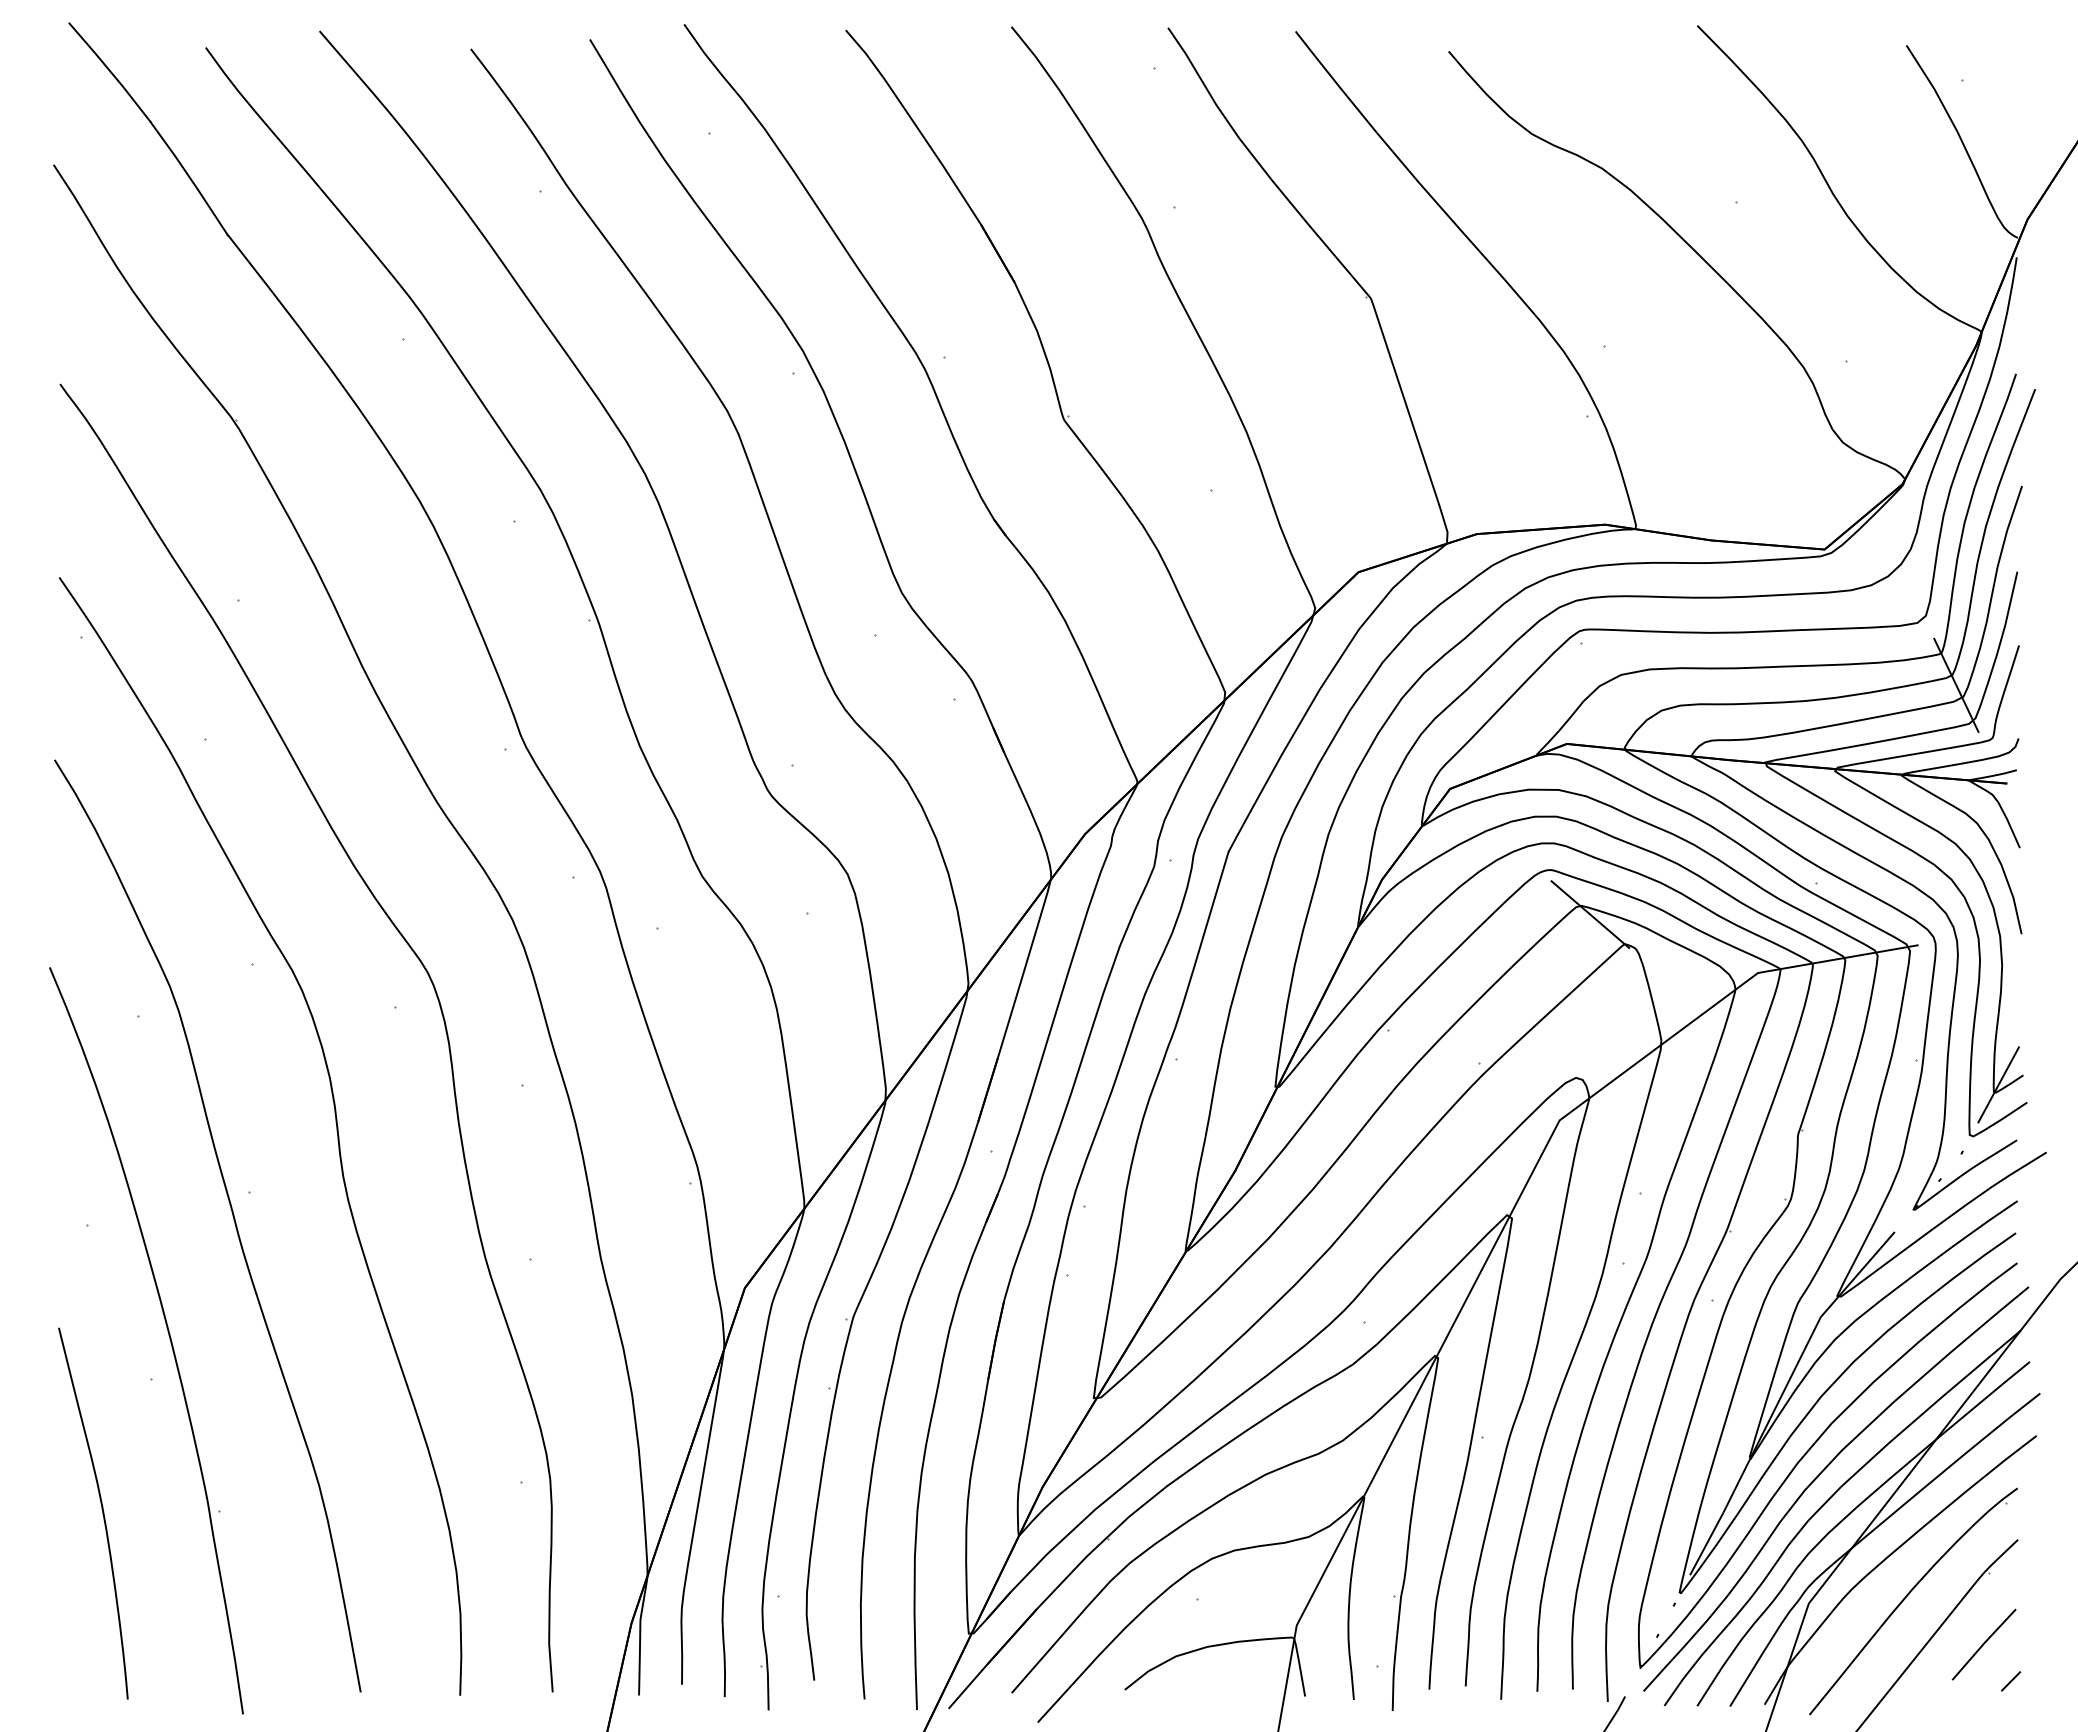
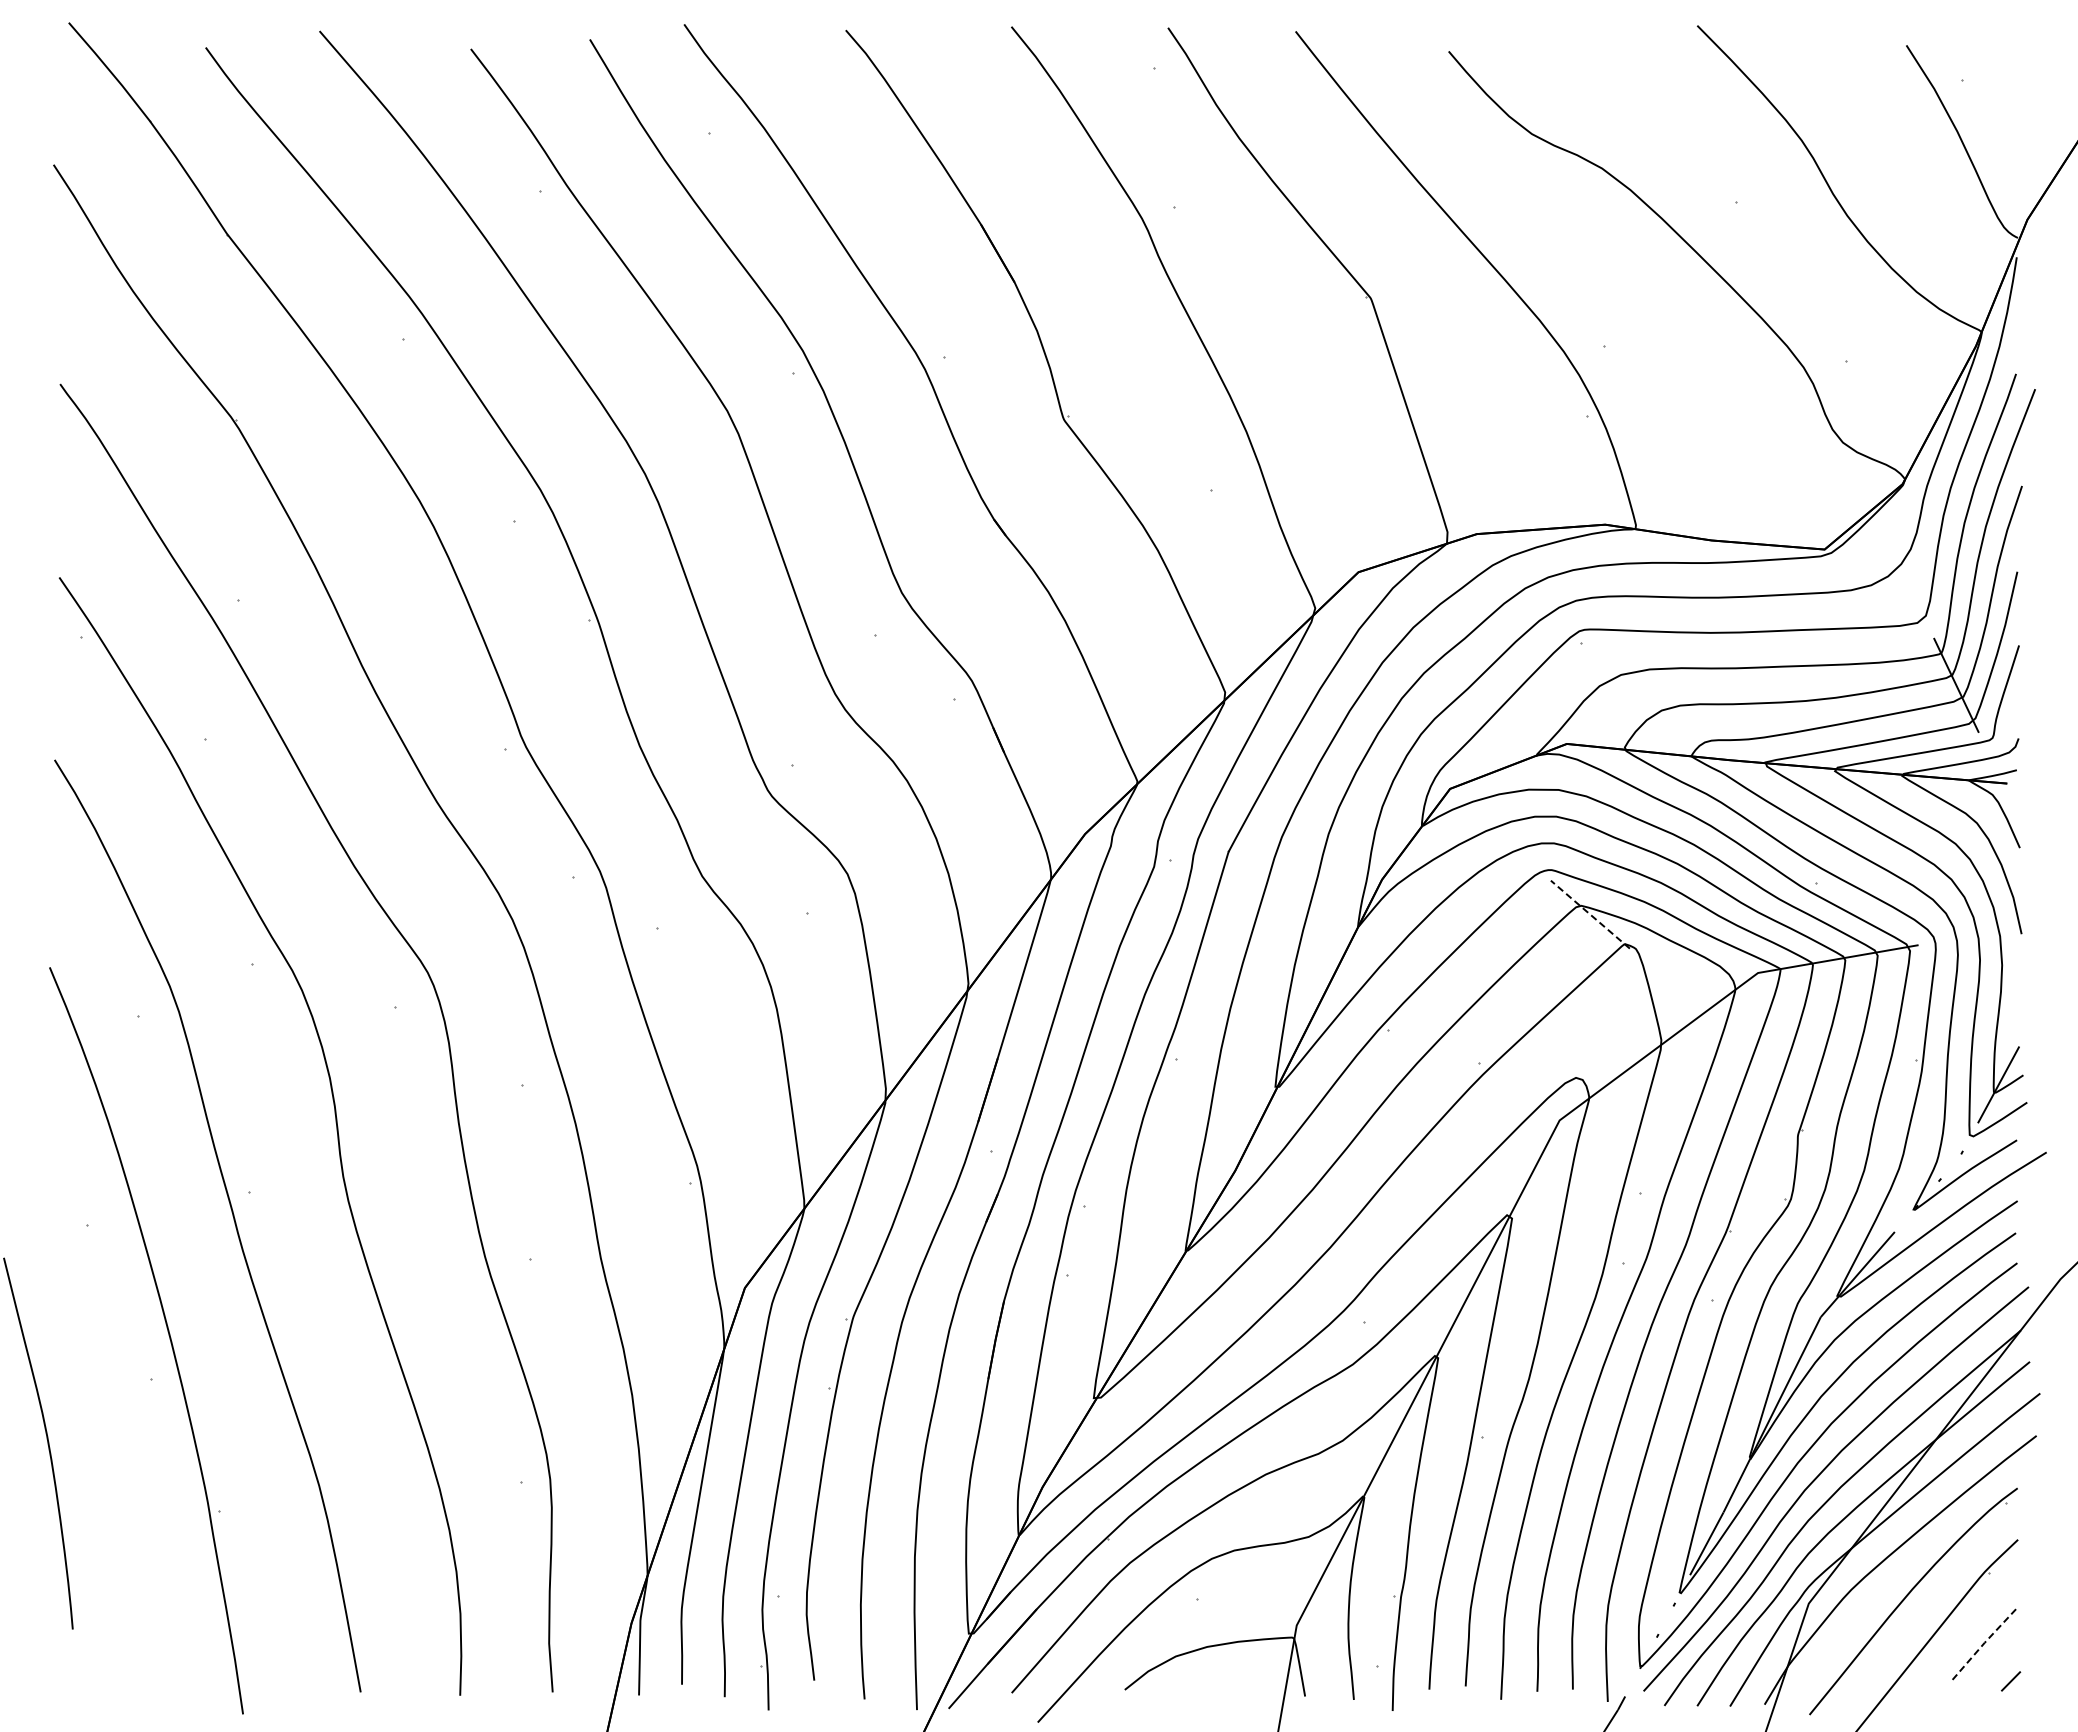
line: solid -> dashed (1589, 914)
curve position: (101, 1509) -> (46, 1439) (46, 1439)
line: solid -> dashed (1983, 1644)
